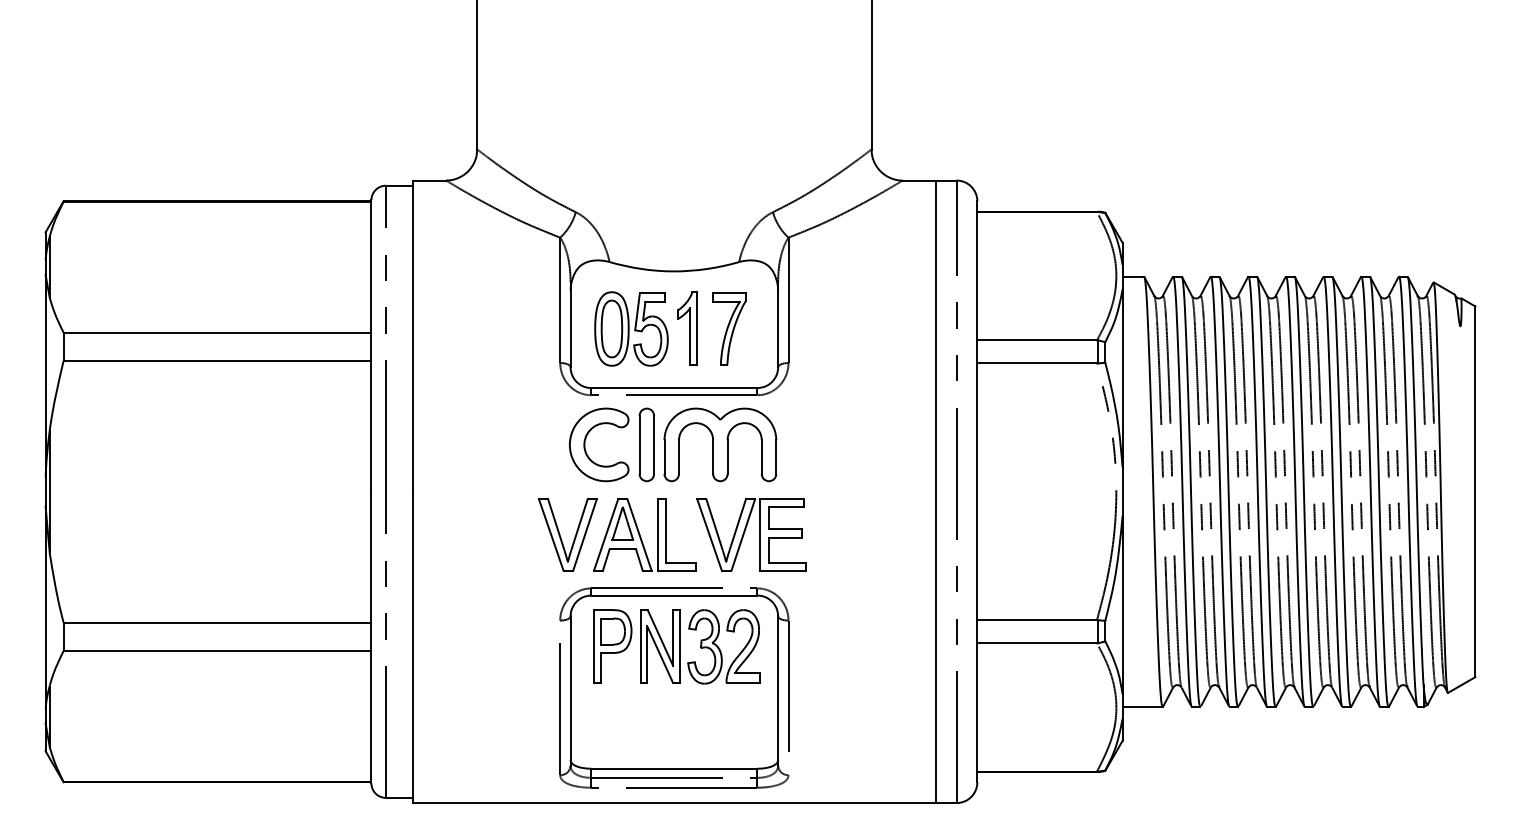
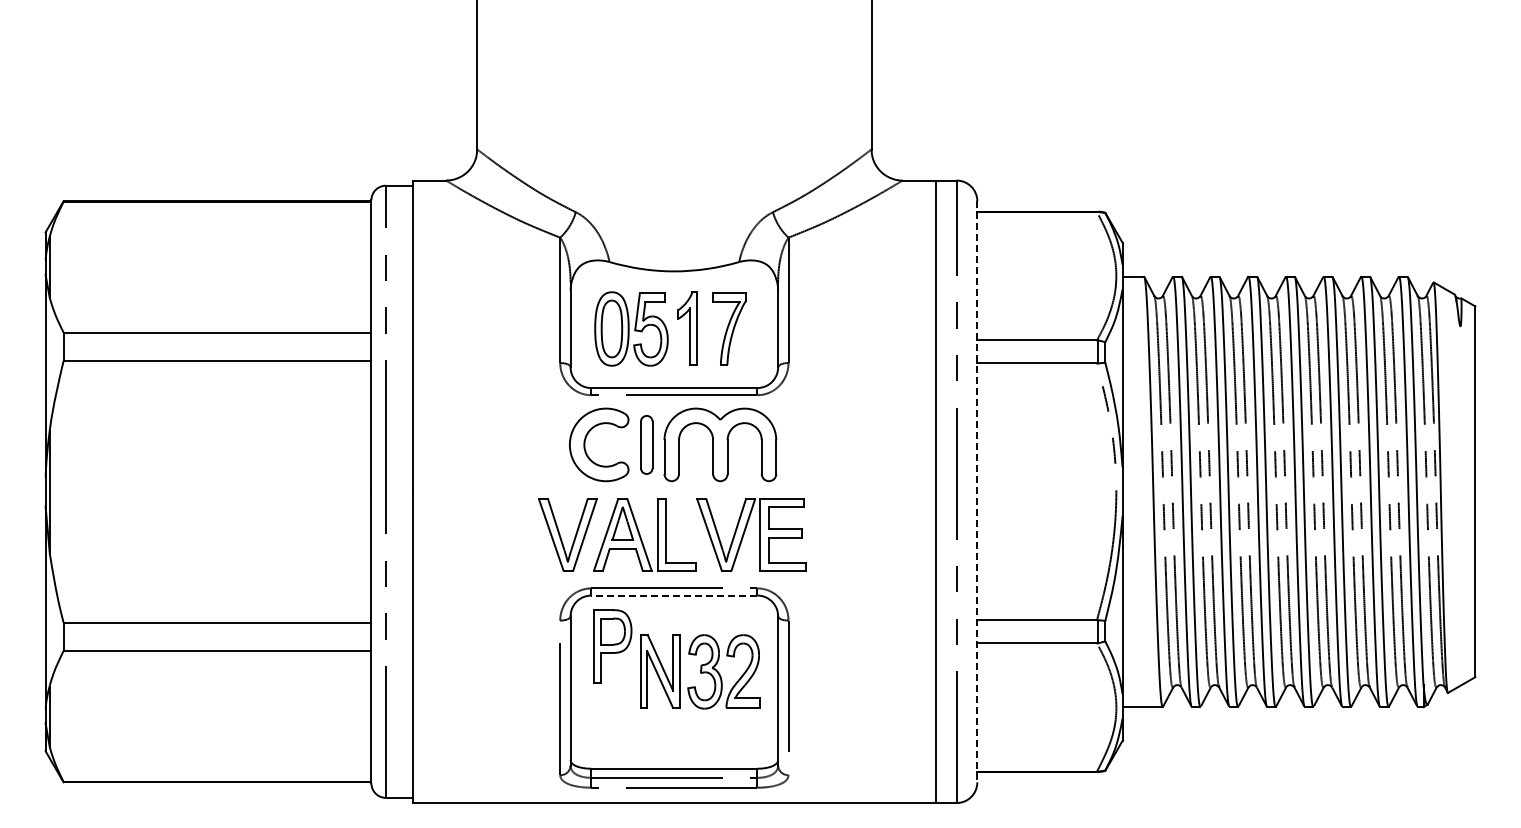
part size: 17x76 px -> 14x60 px (646, 444)
line: solid -> dashed (977, 491)
line: solid -> dashed (673, 595)
part position: (700, 646) -> (700, 671) (700, 671)
